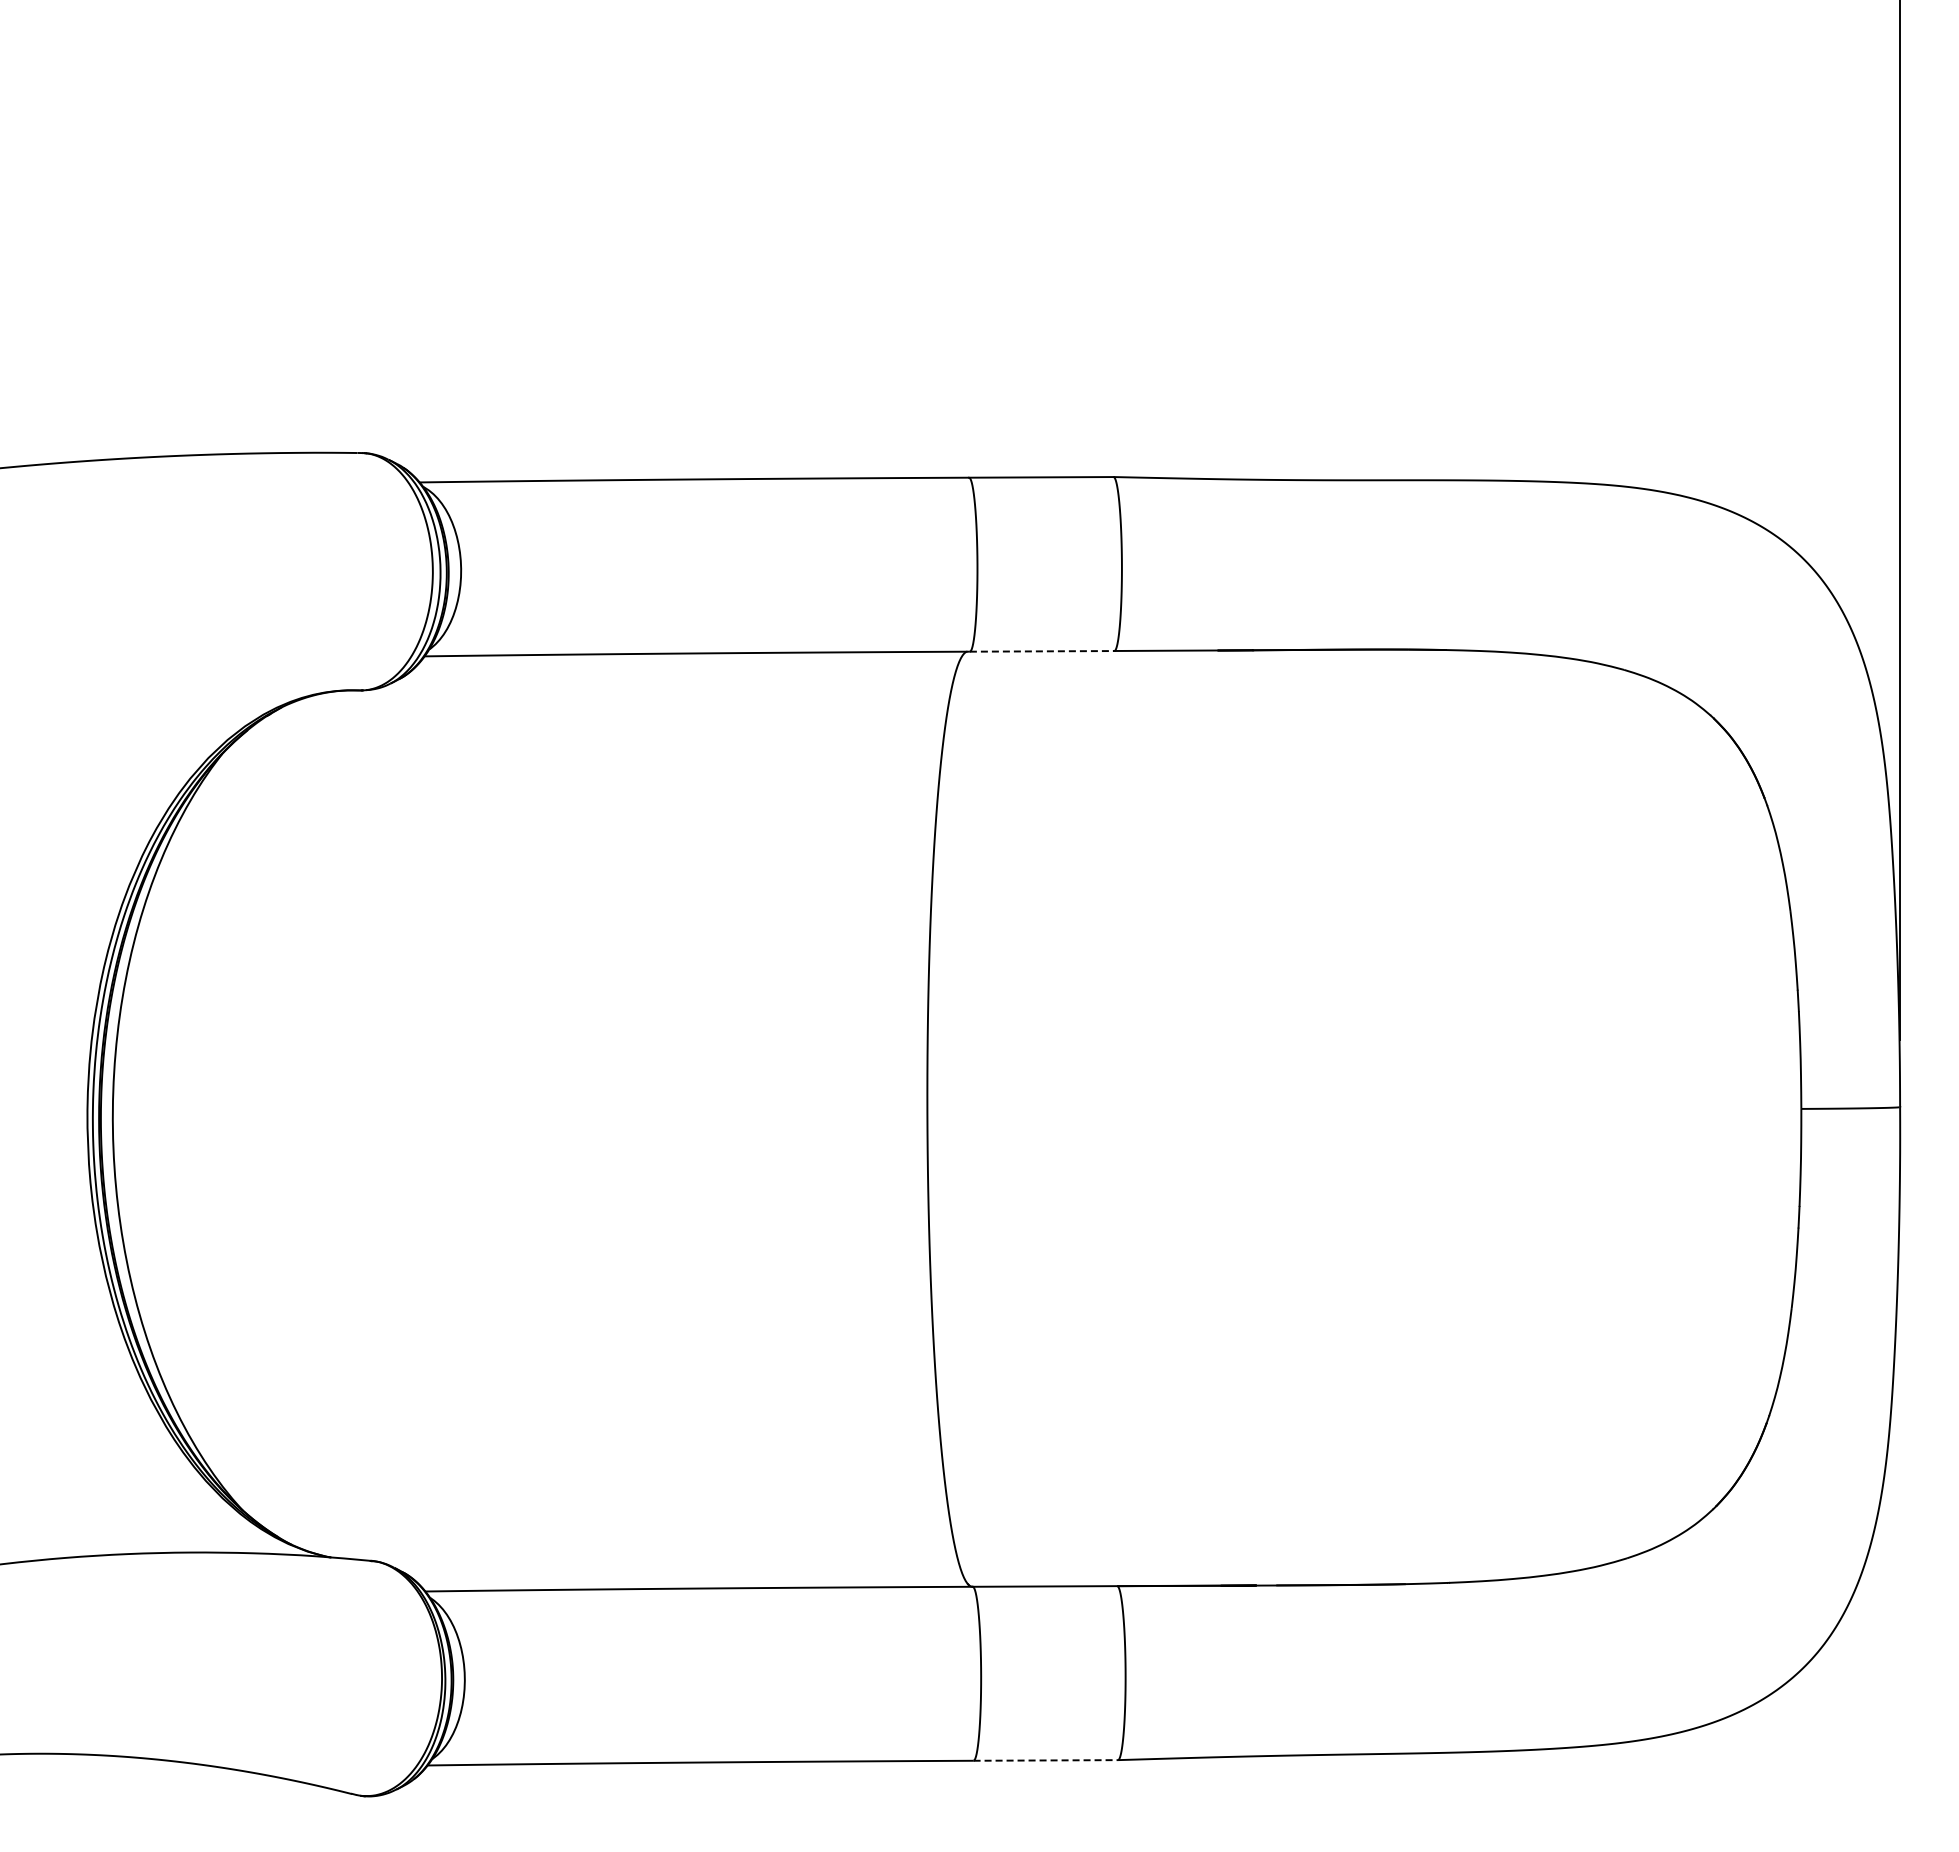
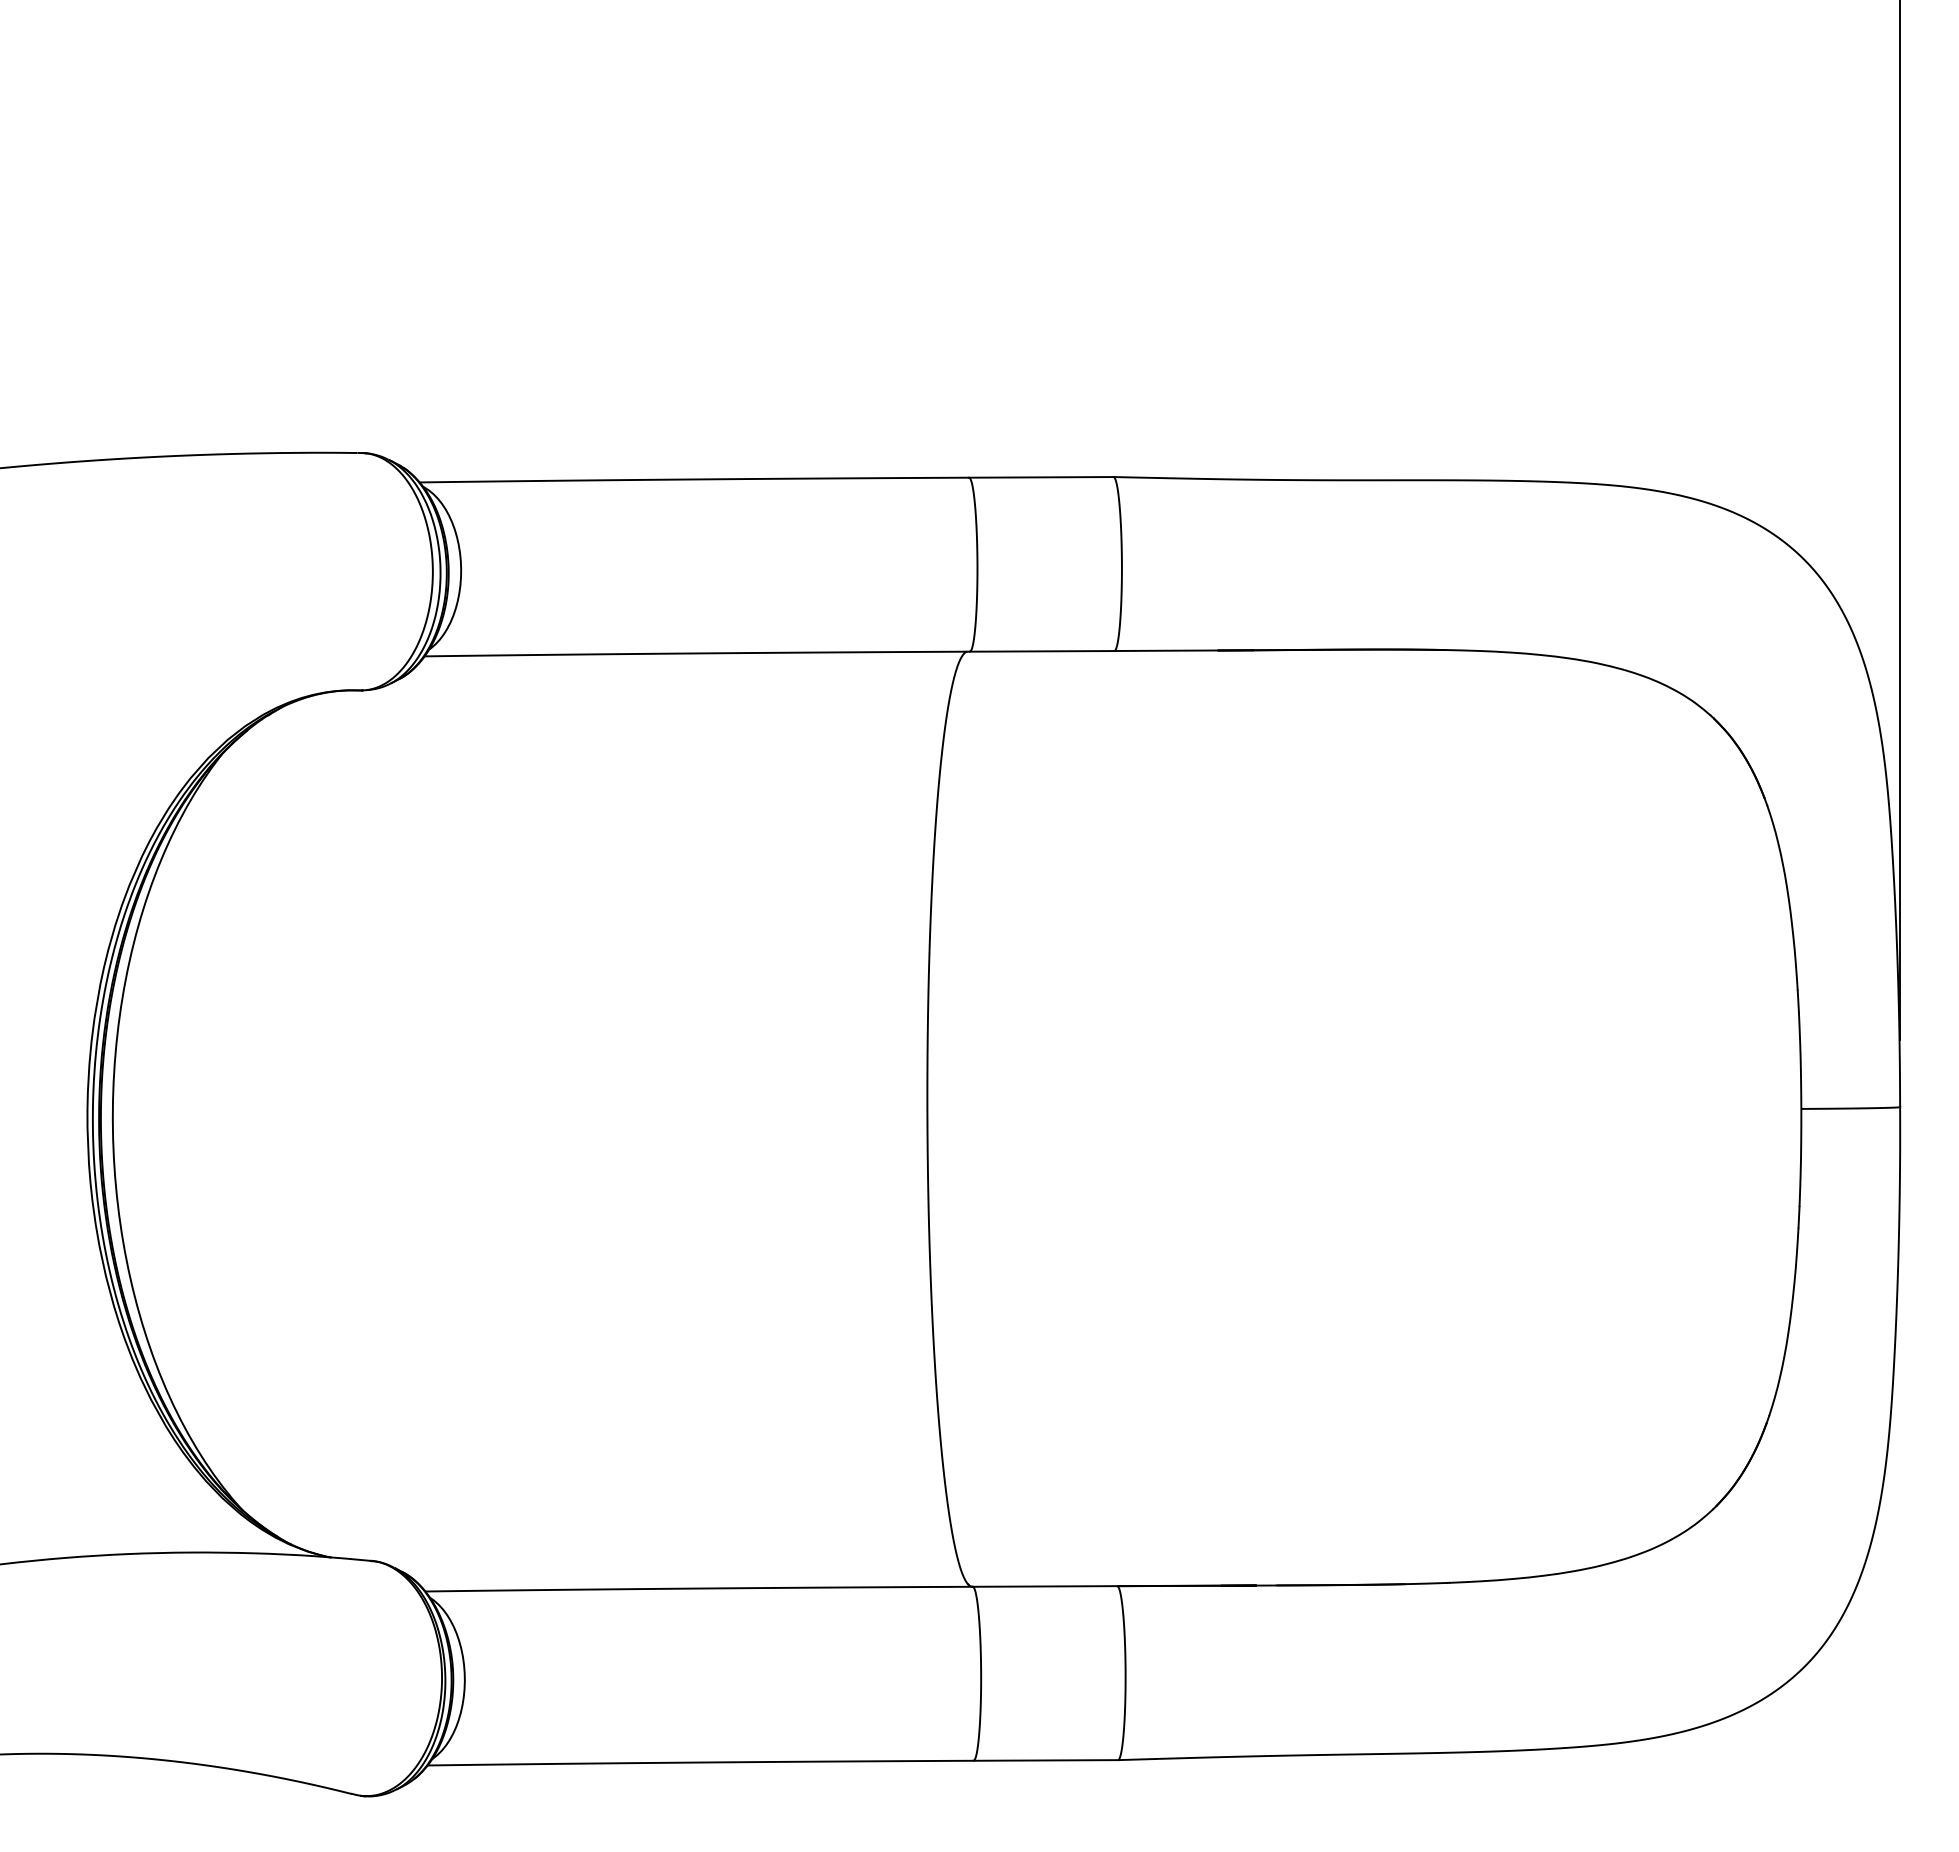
line: dashed -> solid (1042, 651)
line: dashed -> solid (1046, 1760)
